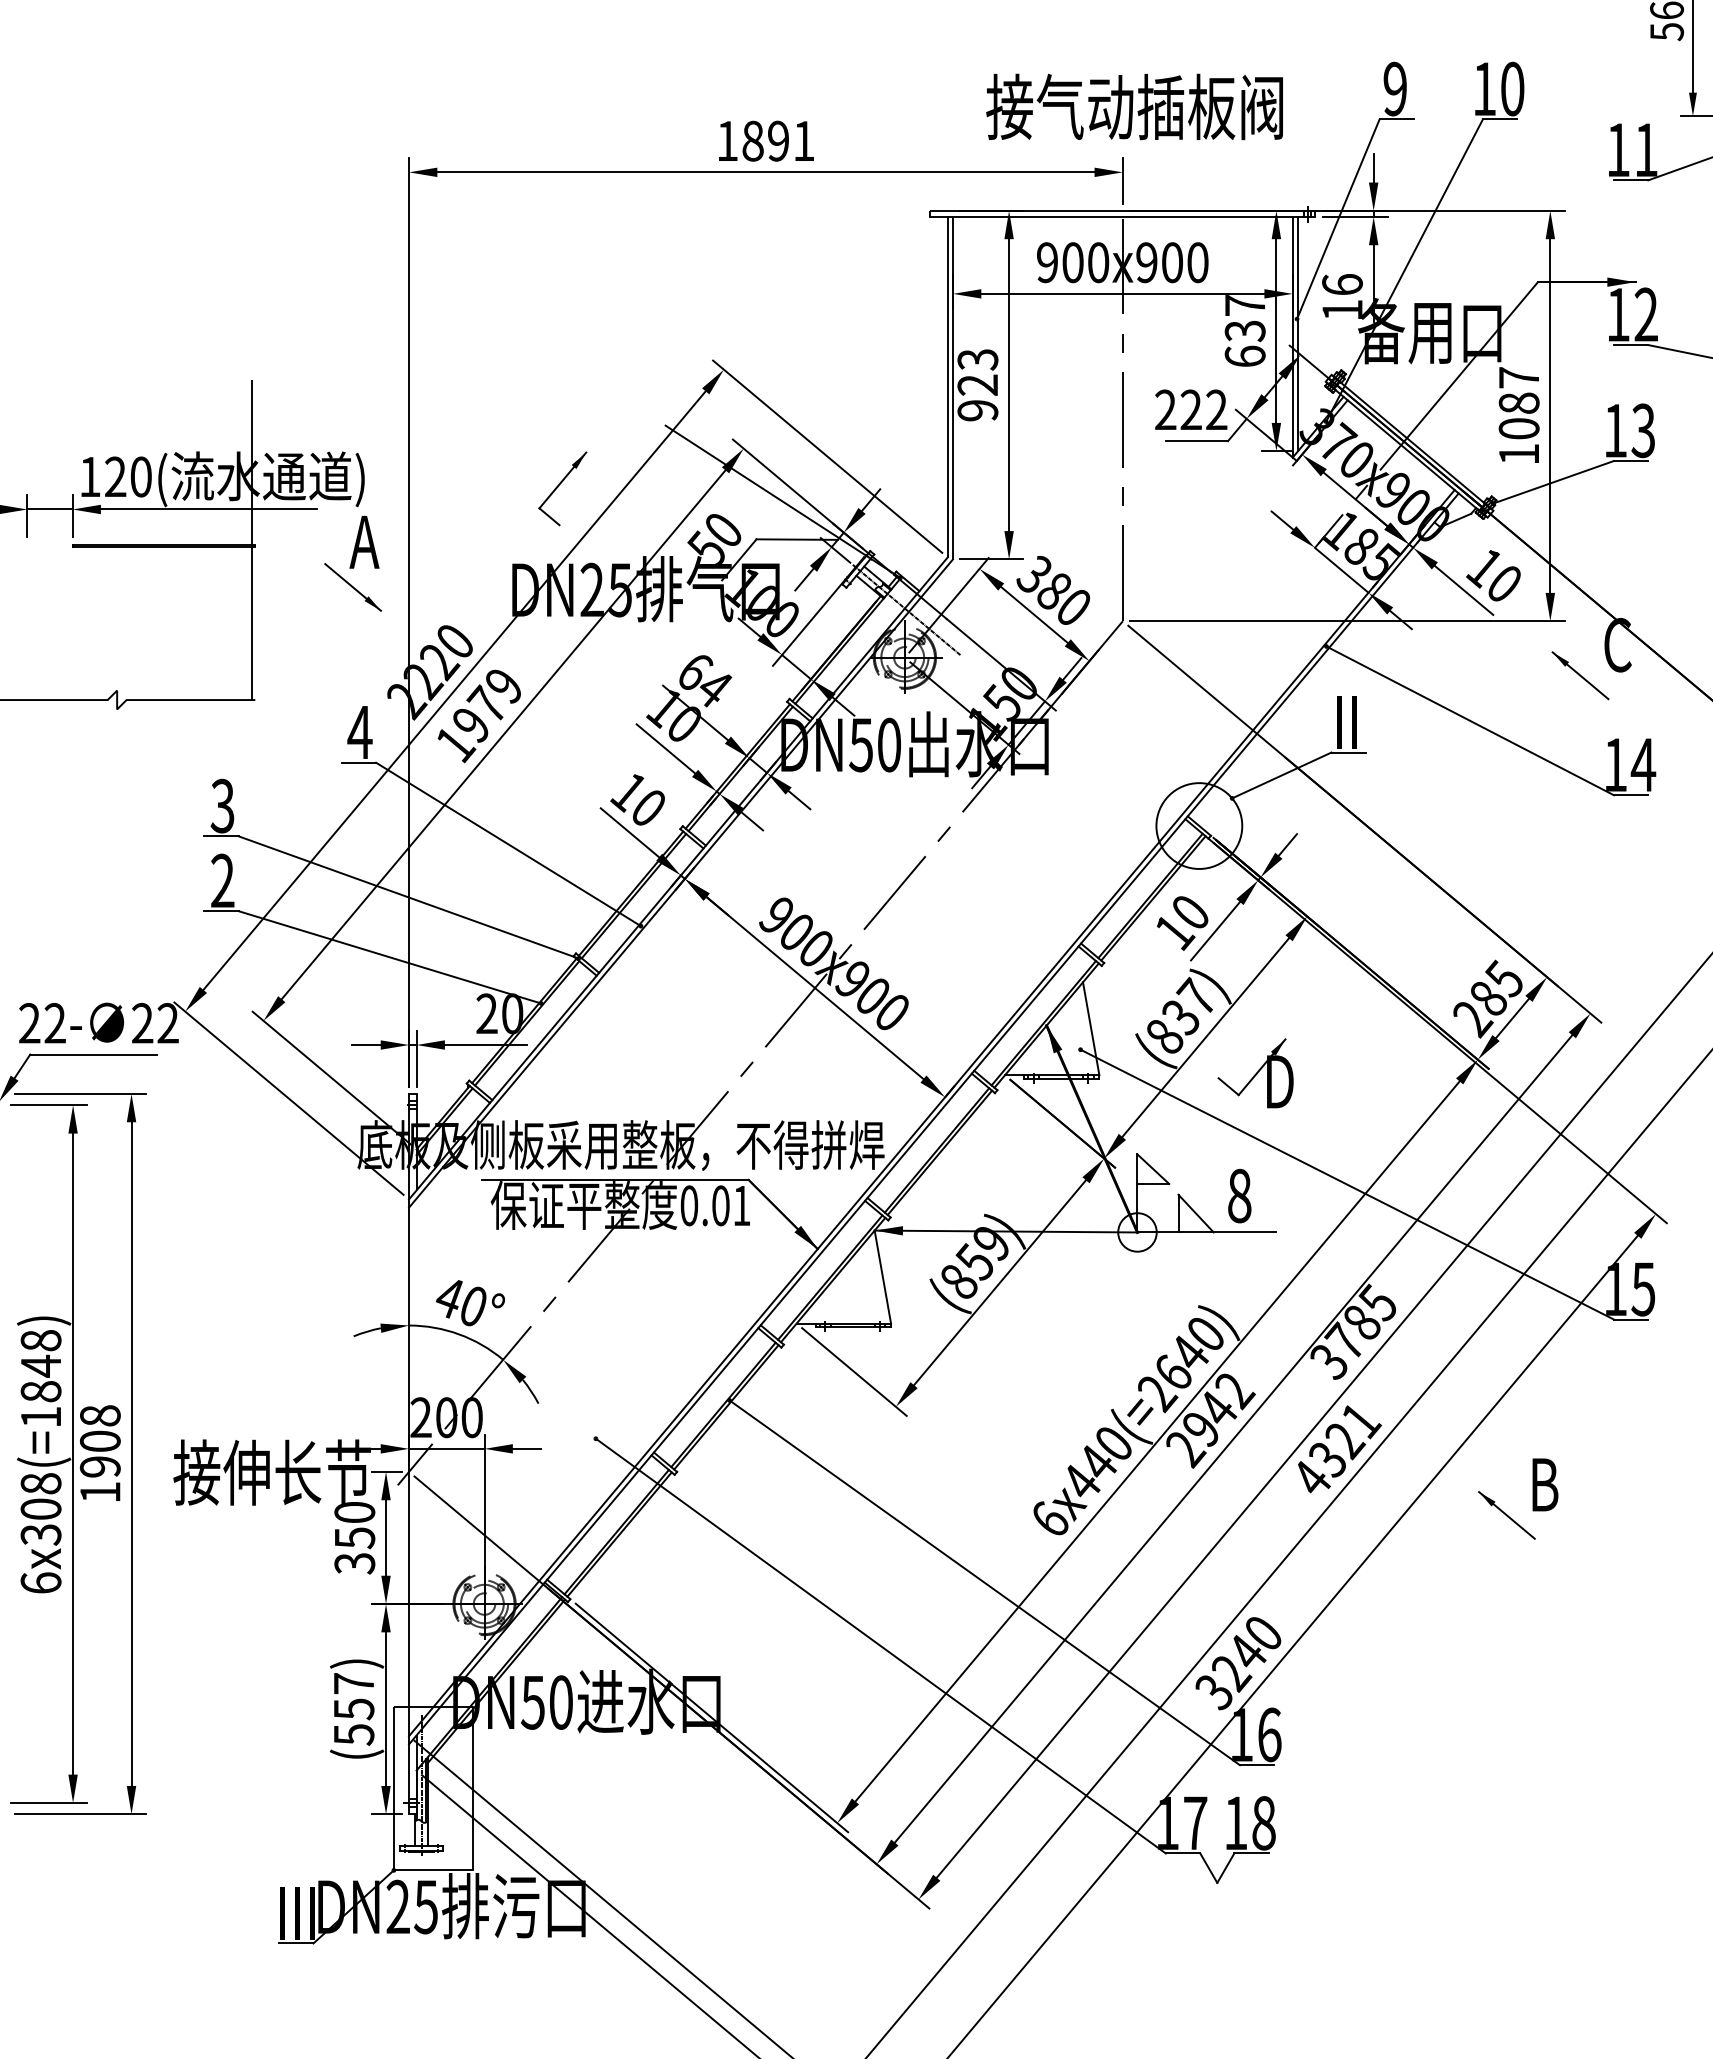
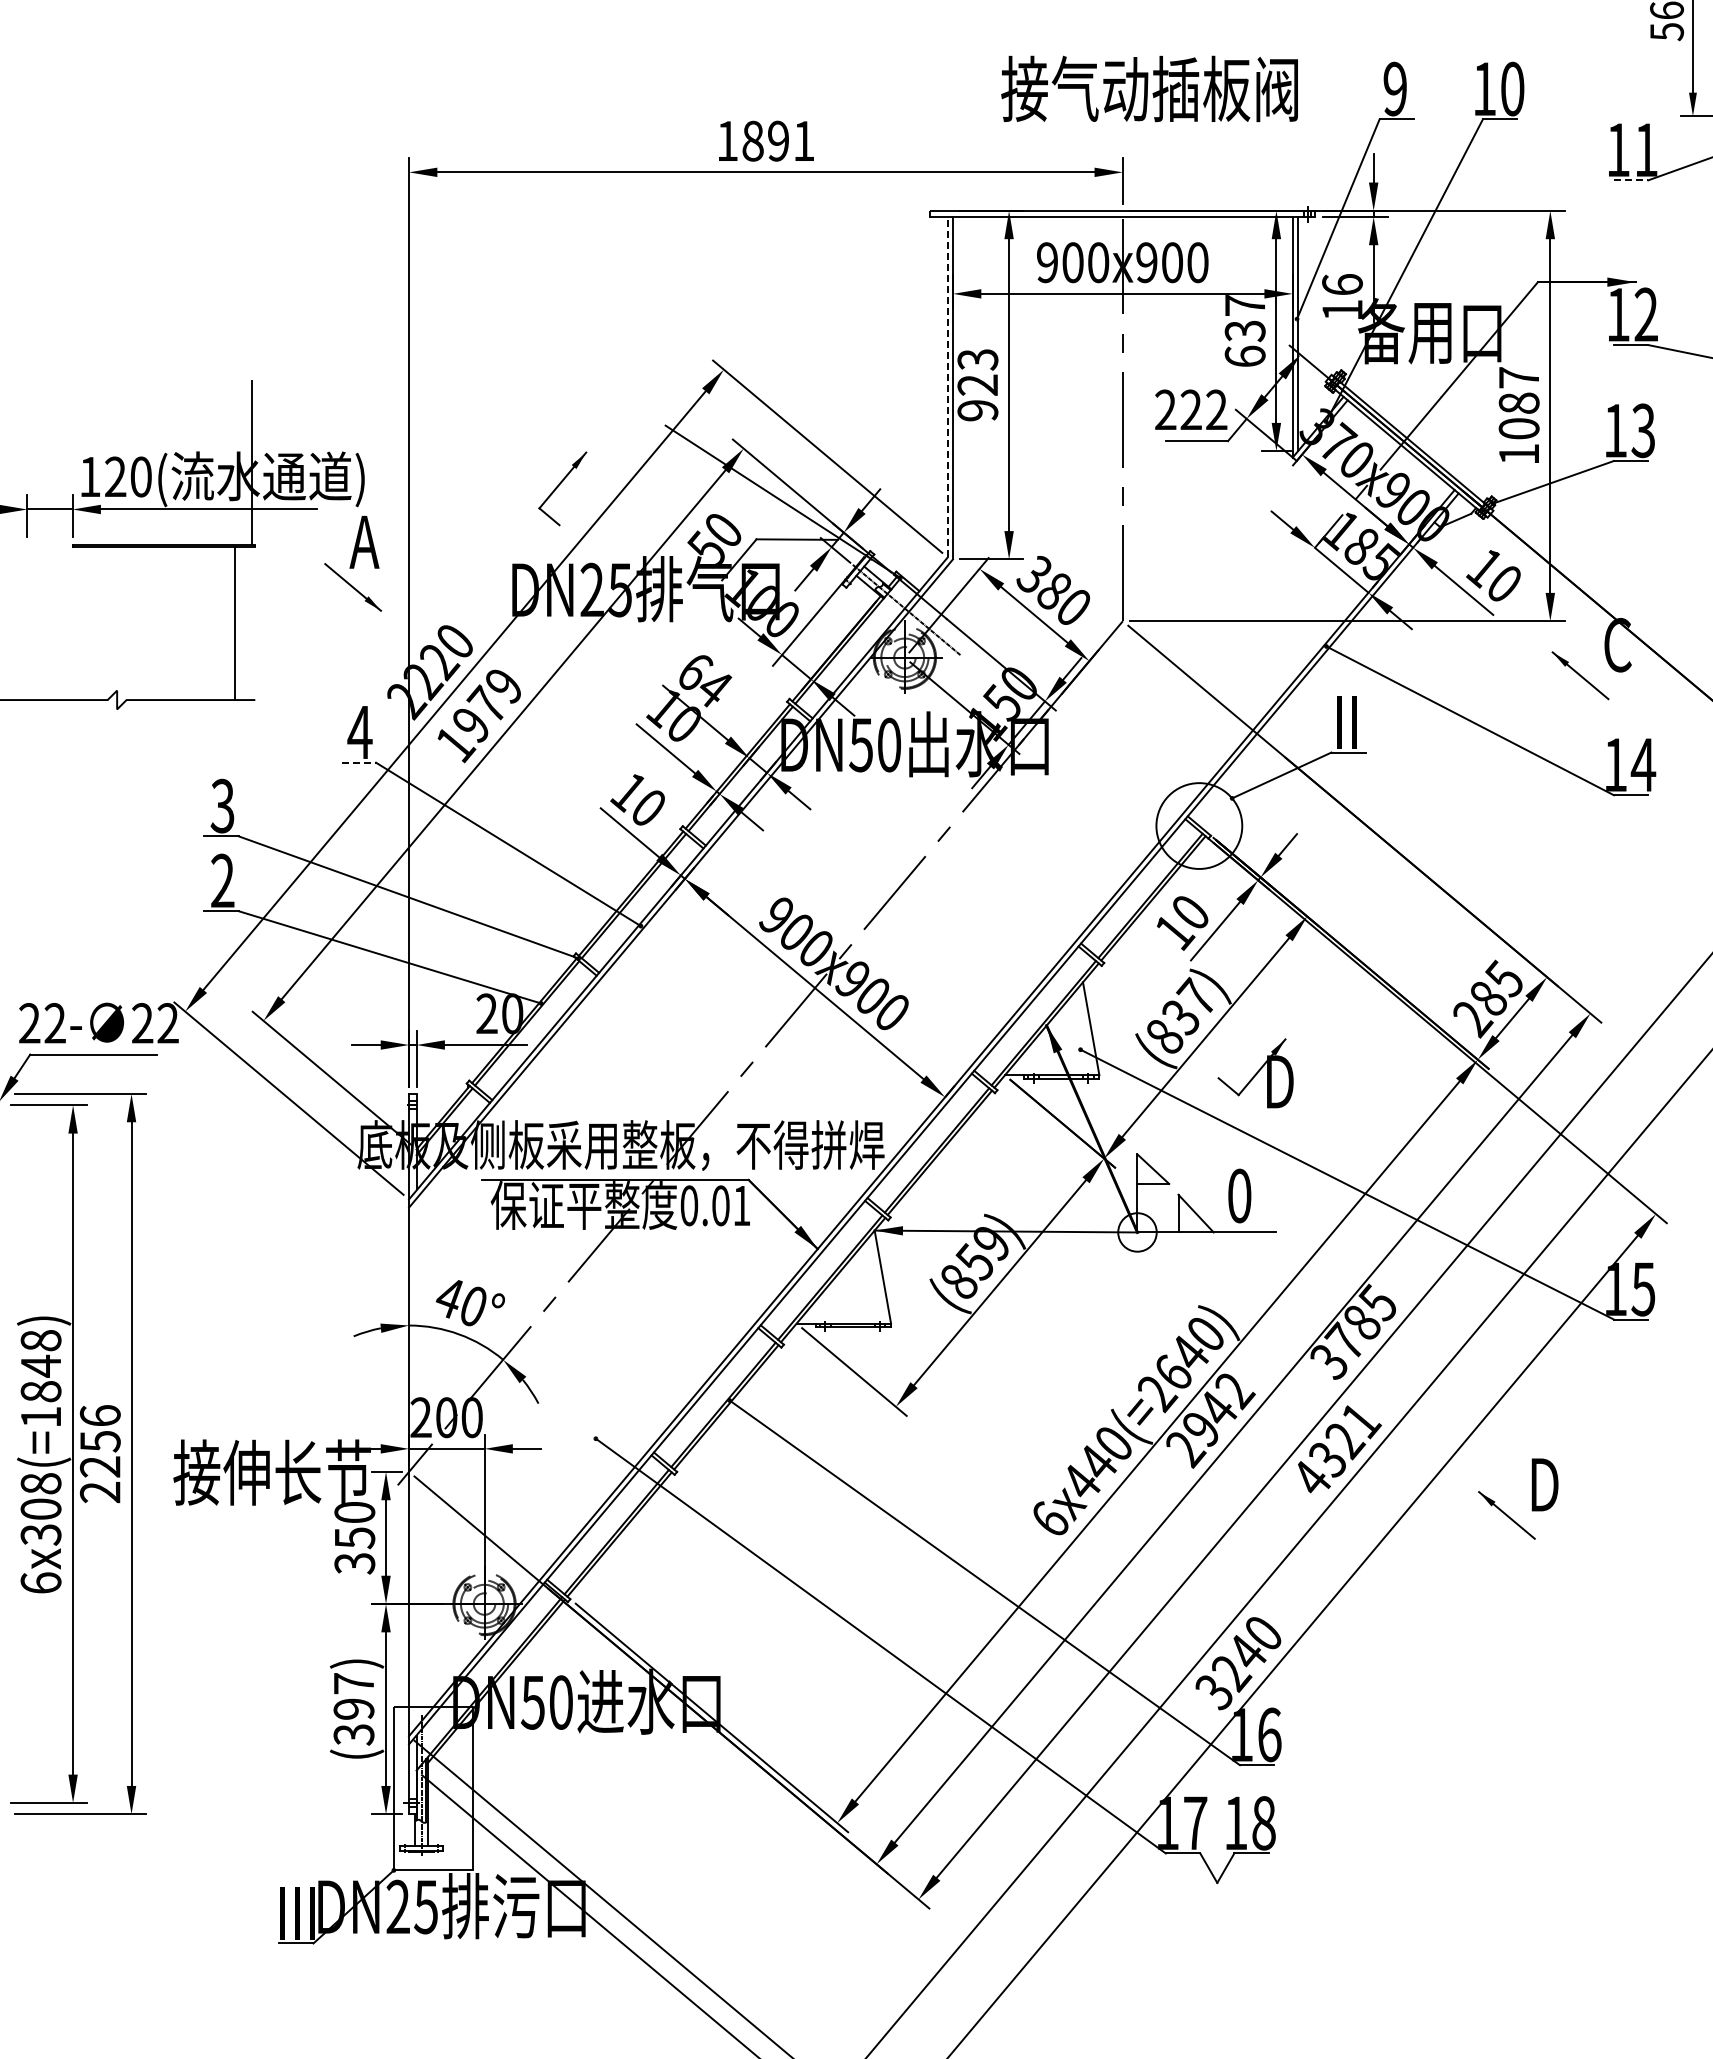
text position: (1134, 106) -> (1149, 88) (1149, 88)
line: solid -> dashed (1631, 180)
line: solid -> dashed (947, 386)
line position: (251, 623) -> (234, 623) (234, 623)
line: solid -> dashed (359, 762)
text: 8 -> 0 (1239, 1195)
text: 1908 -> 2256 (99, 1454)
text: B -> D (1544, 1484)
text: (557) -> (397) (353, 1721)
